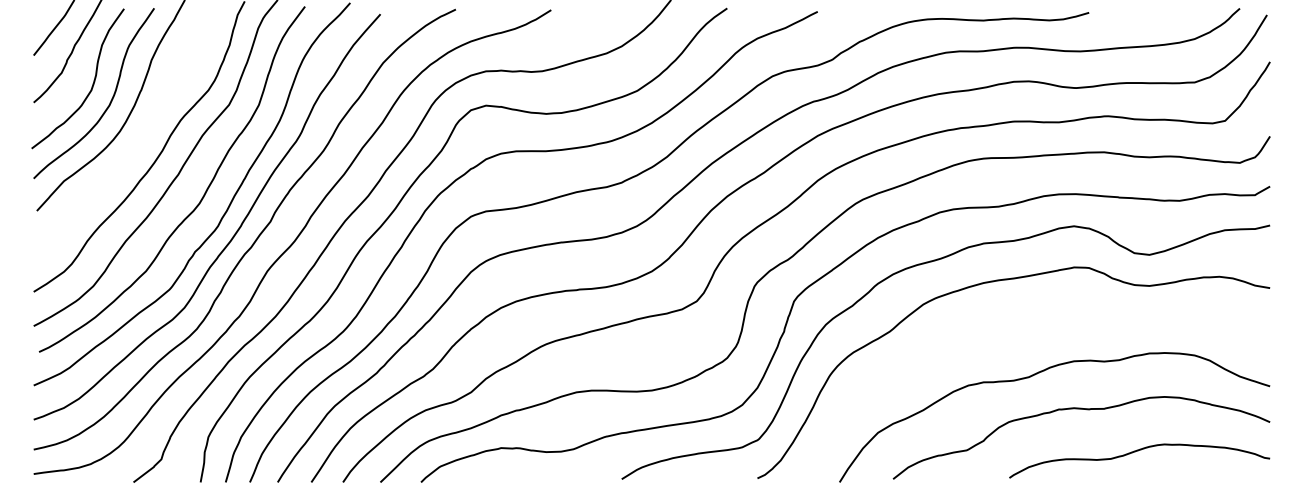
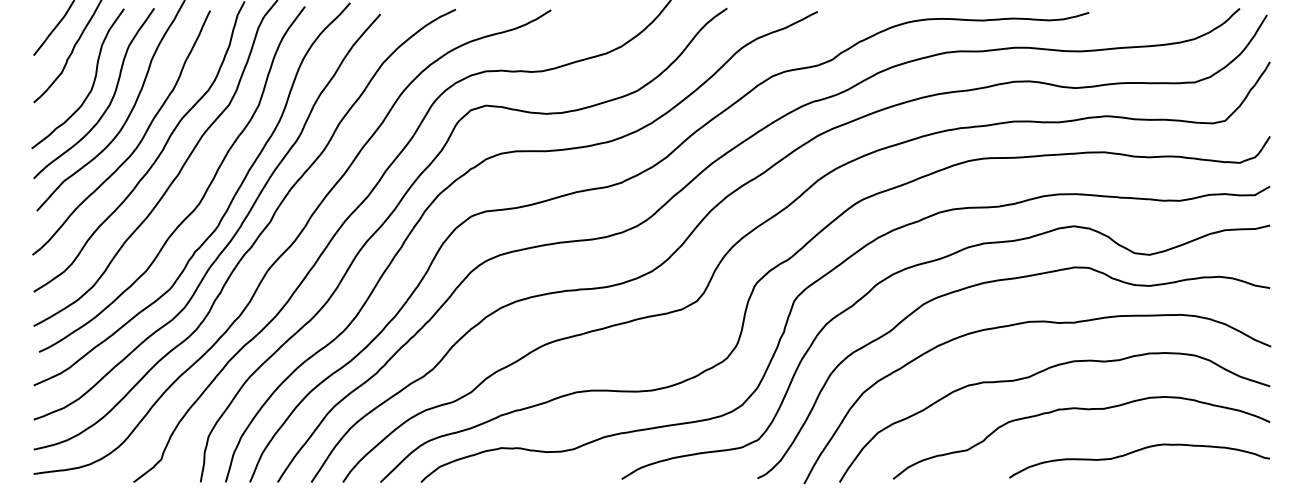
curve: none -> present (137, 144)
curve: none -> present (1021, 324)
